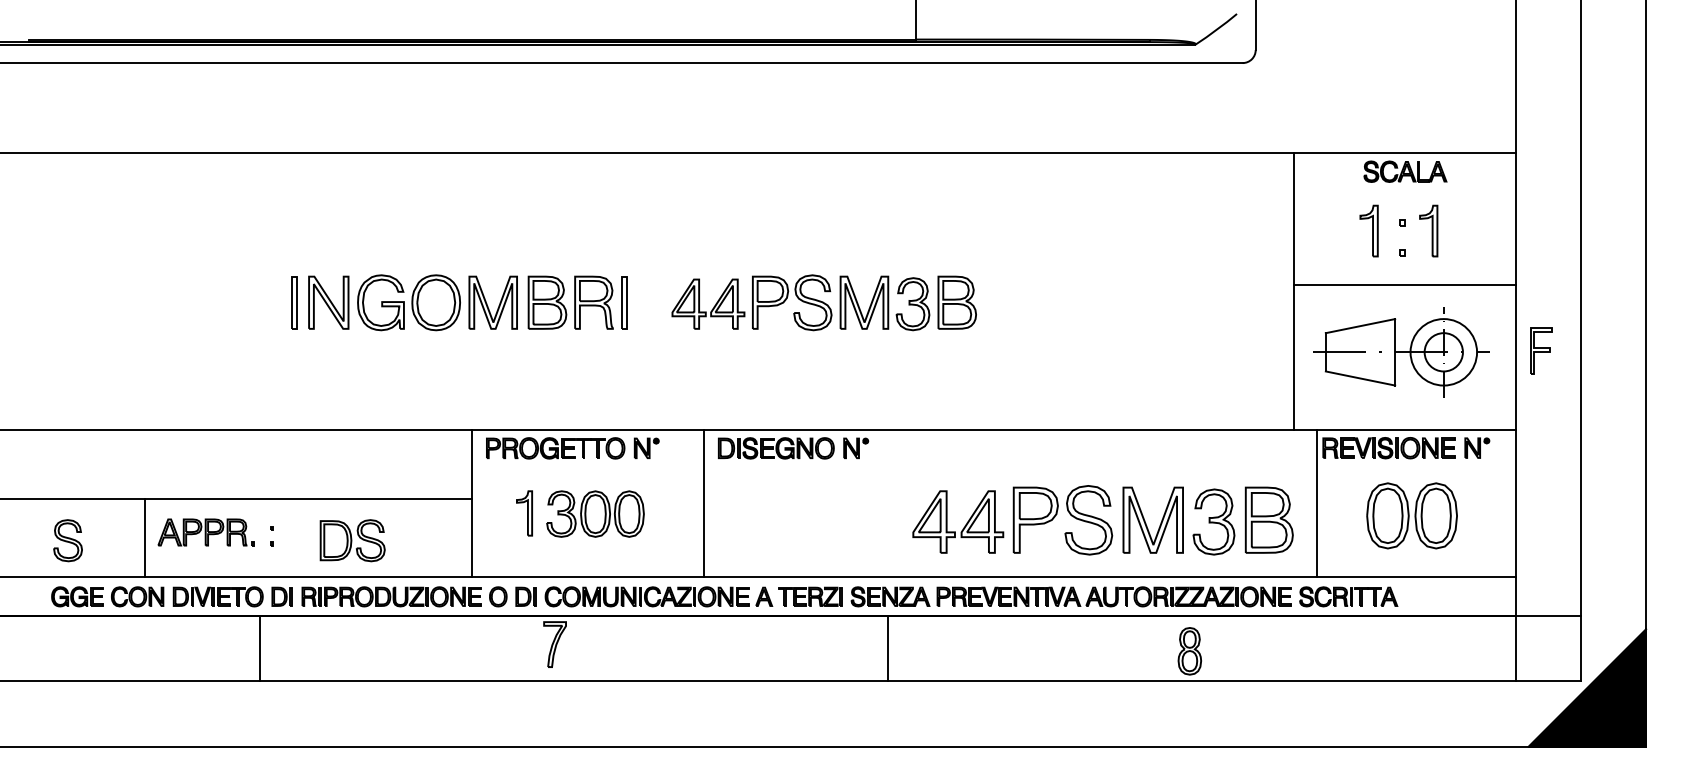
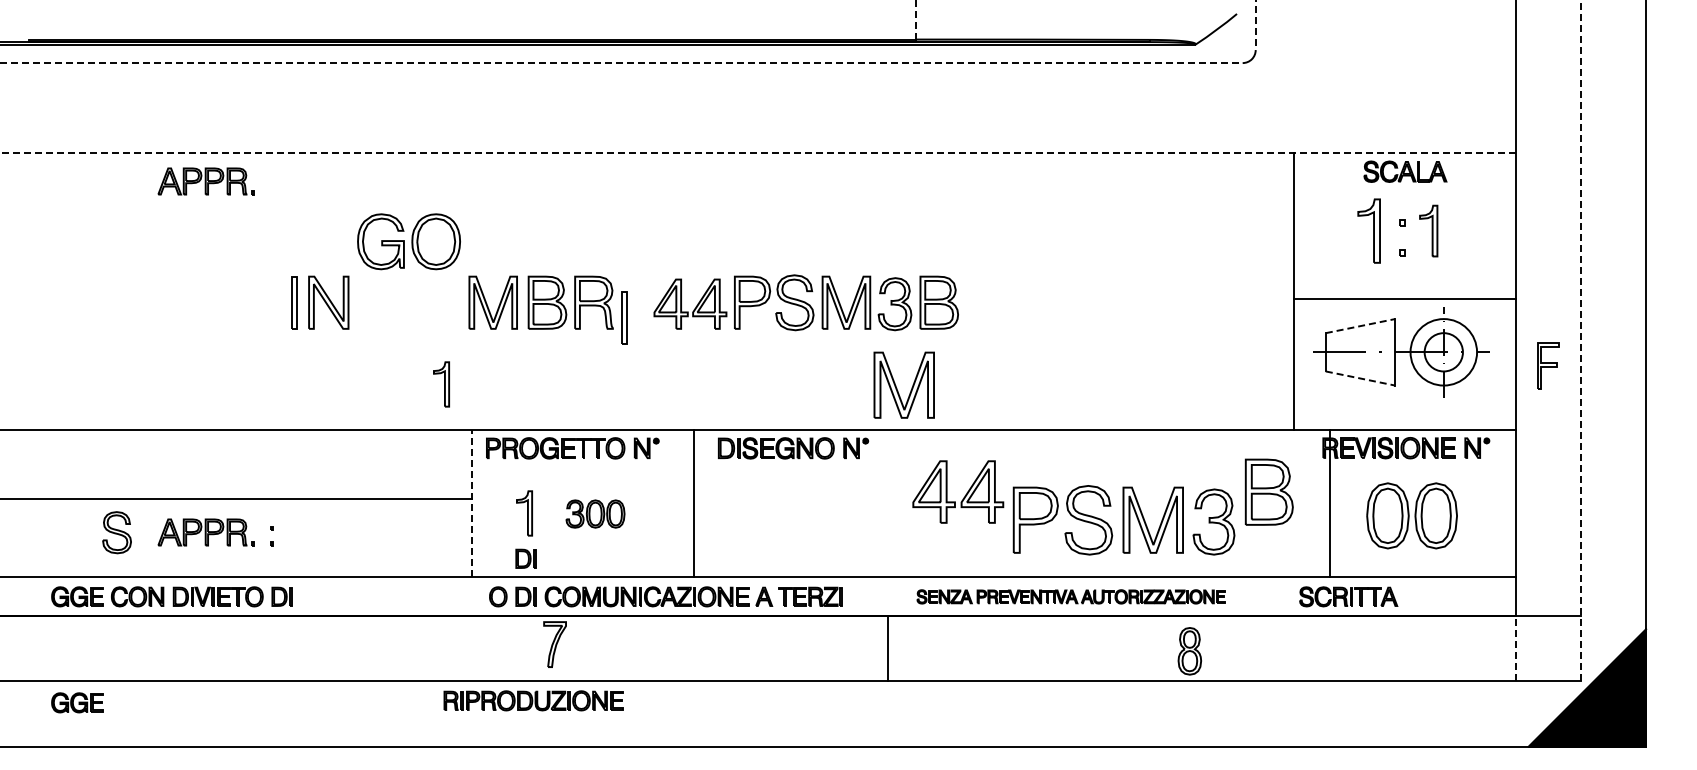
line: solid -> dashed (916, 19)
line: solid -> dashed (1255, 25)
line: solid -> dashed (621, 63)
line: solid -> dashed (758, 152)
part: none -> present (205, 181)
part size: 20x54 px -> 24x66 px (1368, 230)
line position: (1404, 284) -> (1404, 298) (1404, 298)
part position: (408, 302) -> (408, 241) (408, 241)
part position: (624, 302) -> (624, 317) (624, 317)
part position: (823, 302) -> (805, 302) (805, 302)
line: solid -> dashed (1360, 326)
line: solid -> dashed (1580, 340)
part position: (1541, 350) -> (1548, 365) (1548, 365)
line: solid -> dashed (1360, 378)
part: none -> present (441, 384)
part: none -> present (896, 385)
line: solid -> dashed (471, 503)
line position: (703, 503) -> (693, 503) (693, 503)
line position: (1317, 503) -> (1330, 503) (1330, 503)
part size: 99x48 px -> 61x30 px (595, 513)
part position: (1268, 519) -> (1268, 491) (1268, 491)
part position: (965, 524) -> (965, 494) (965, 494)
line: present -> none (145, 537)
part position: (67, 540) -> (116, 532) (116, 532)
part: present -> none (352, 540)
part: none -> present (525, 558)
part position: (391, 596) -> (533, 700) (533, 700)
part size: 442x22 px -> 310x16 px (1070, 596)
line: present -> none (259, 648)
line: solid -> dashed (1515, 648)
part: none -> present (77, 702)
